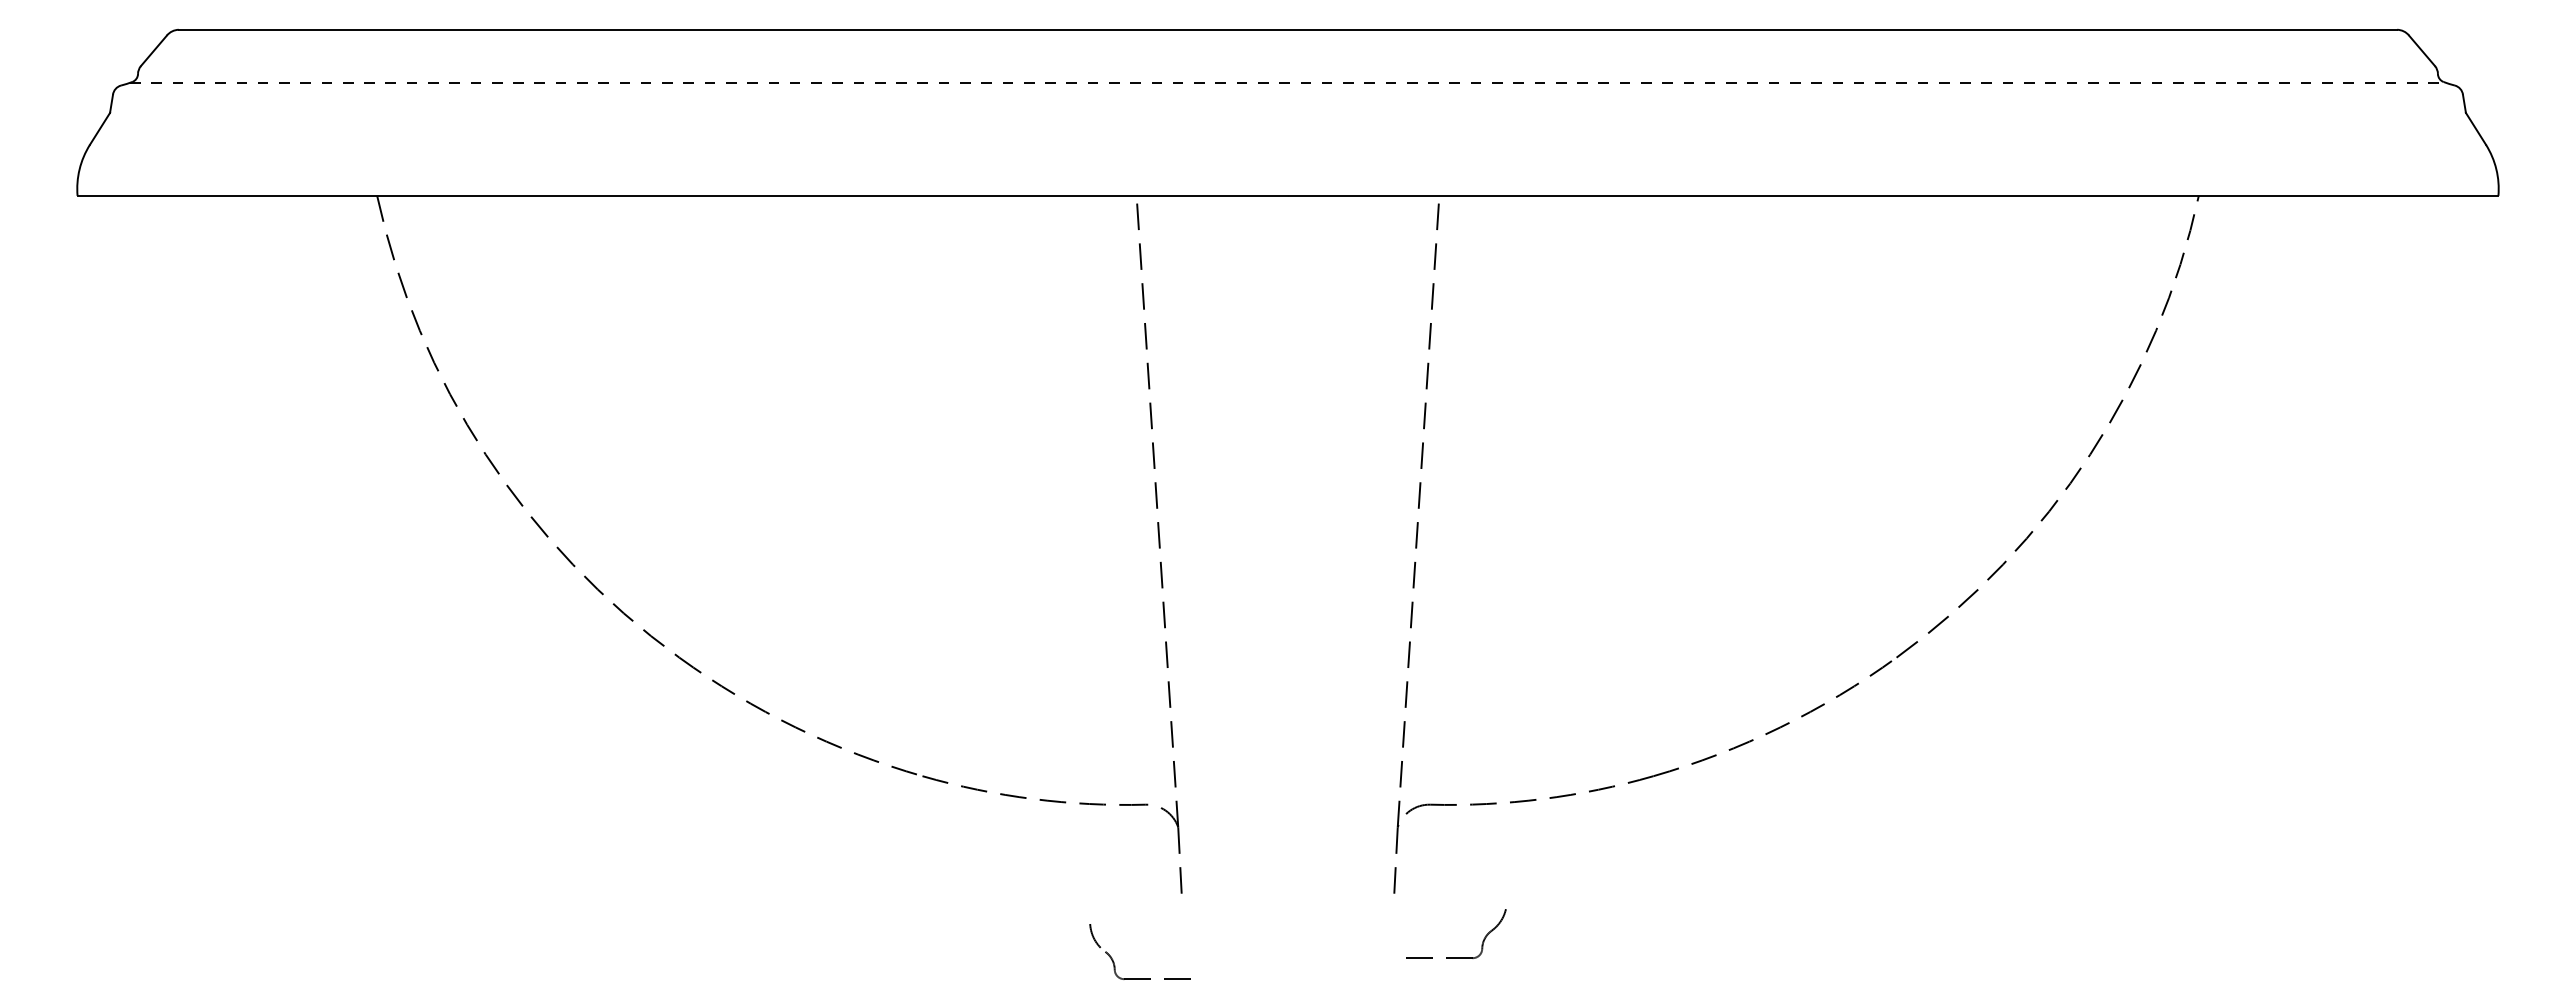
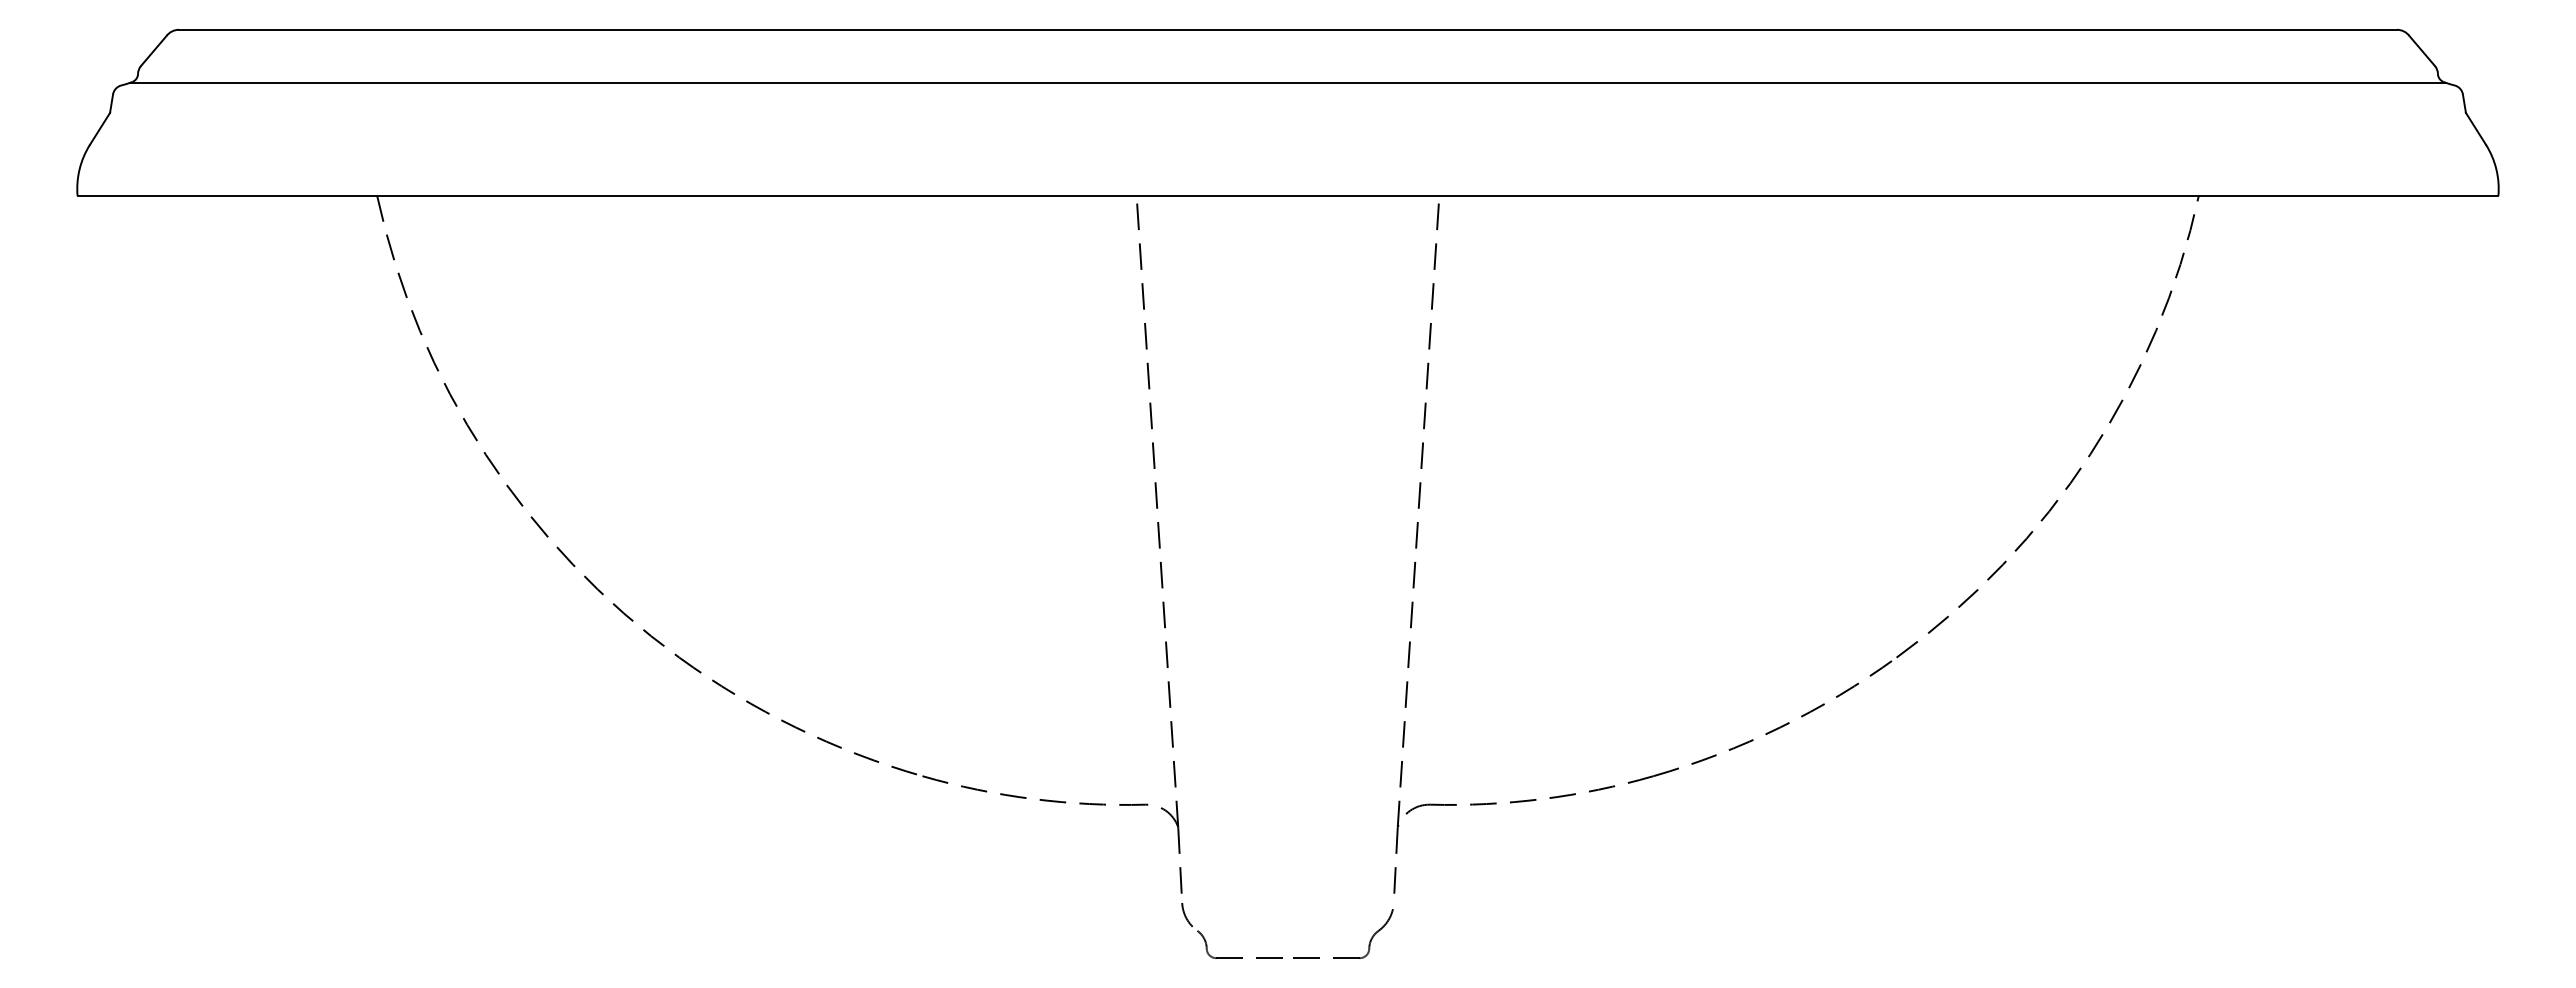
line: dashed -> solid (1288, 82)
part position: (1456, 957) -> (1343, 957) (1343, 957)
part position: (1139, 978) -> (1231, 957) (1231, 957)
